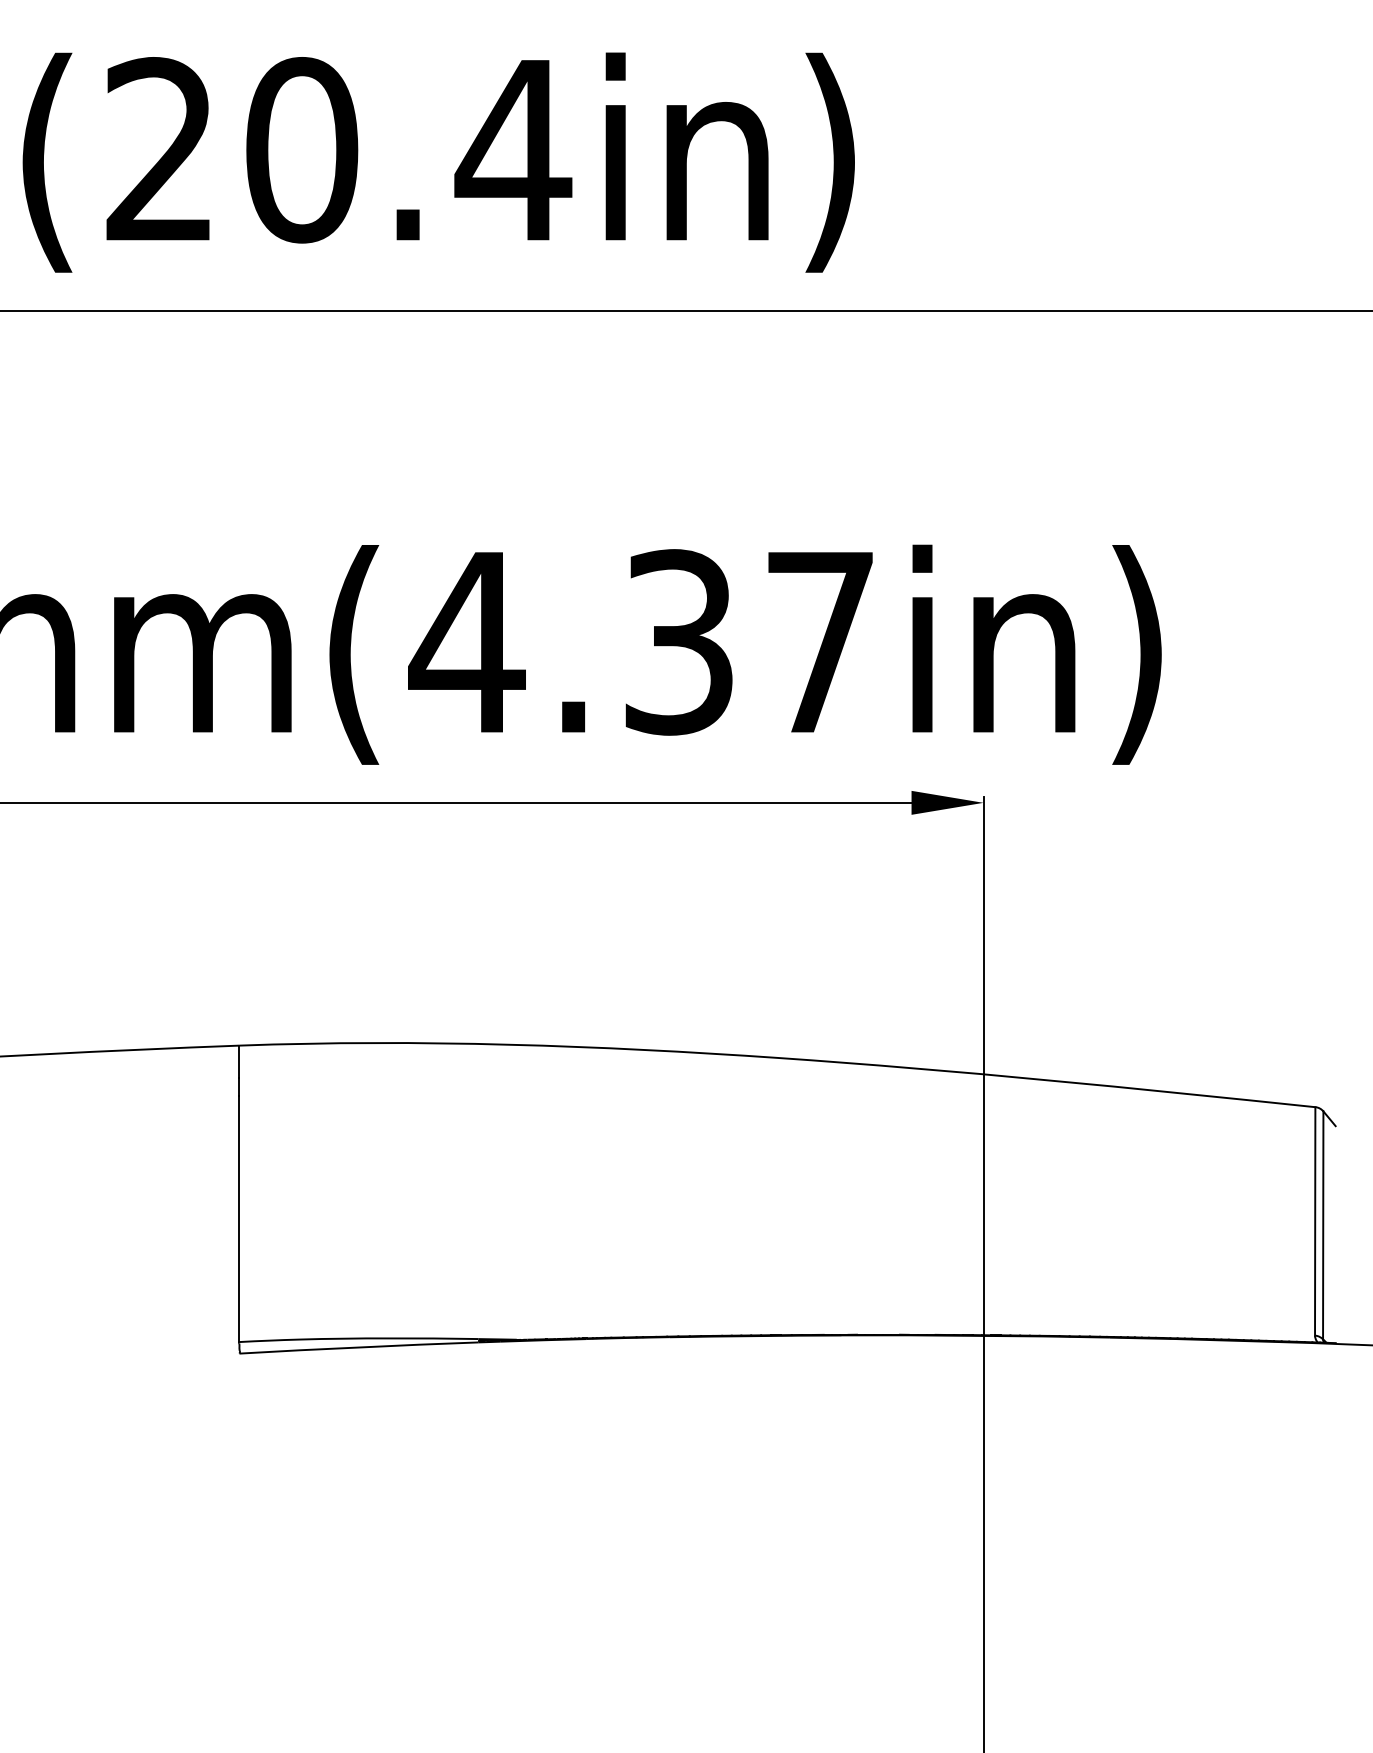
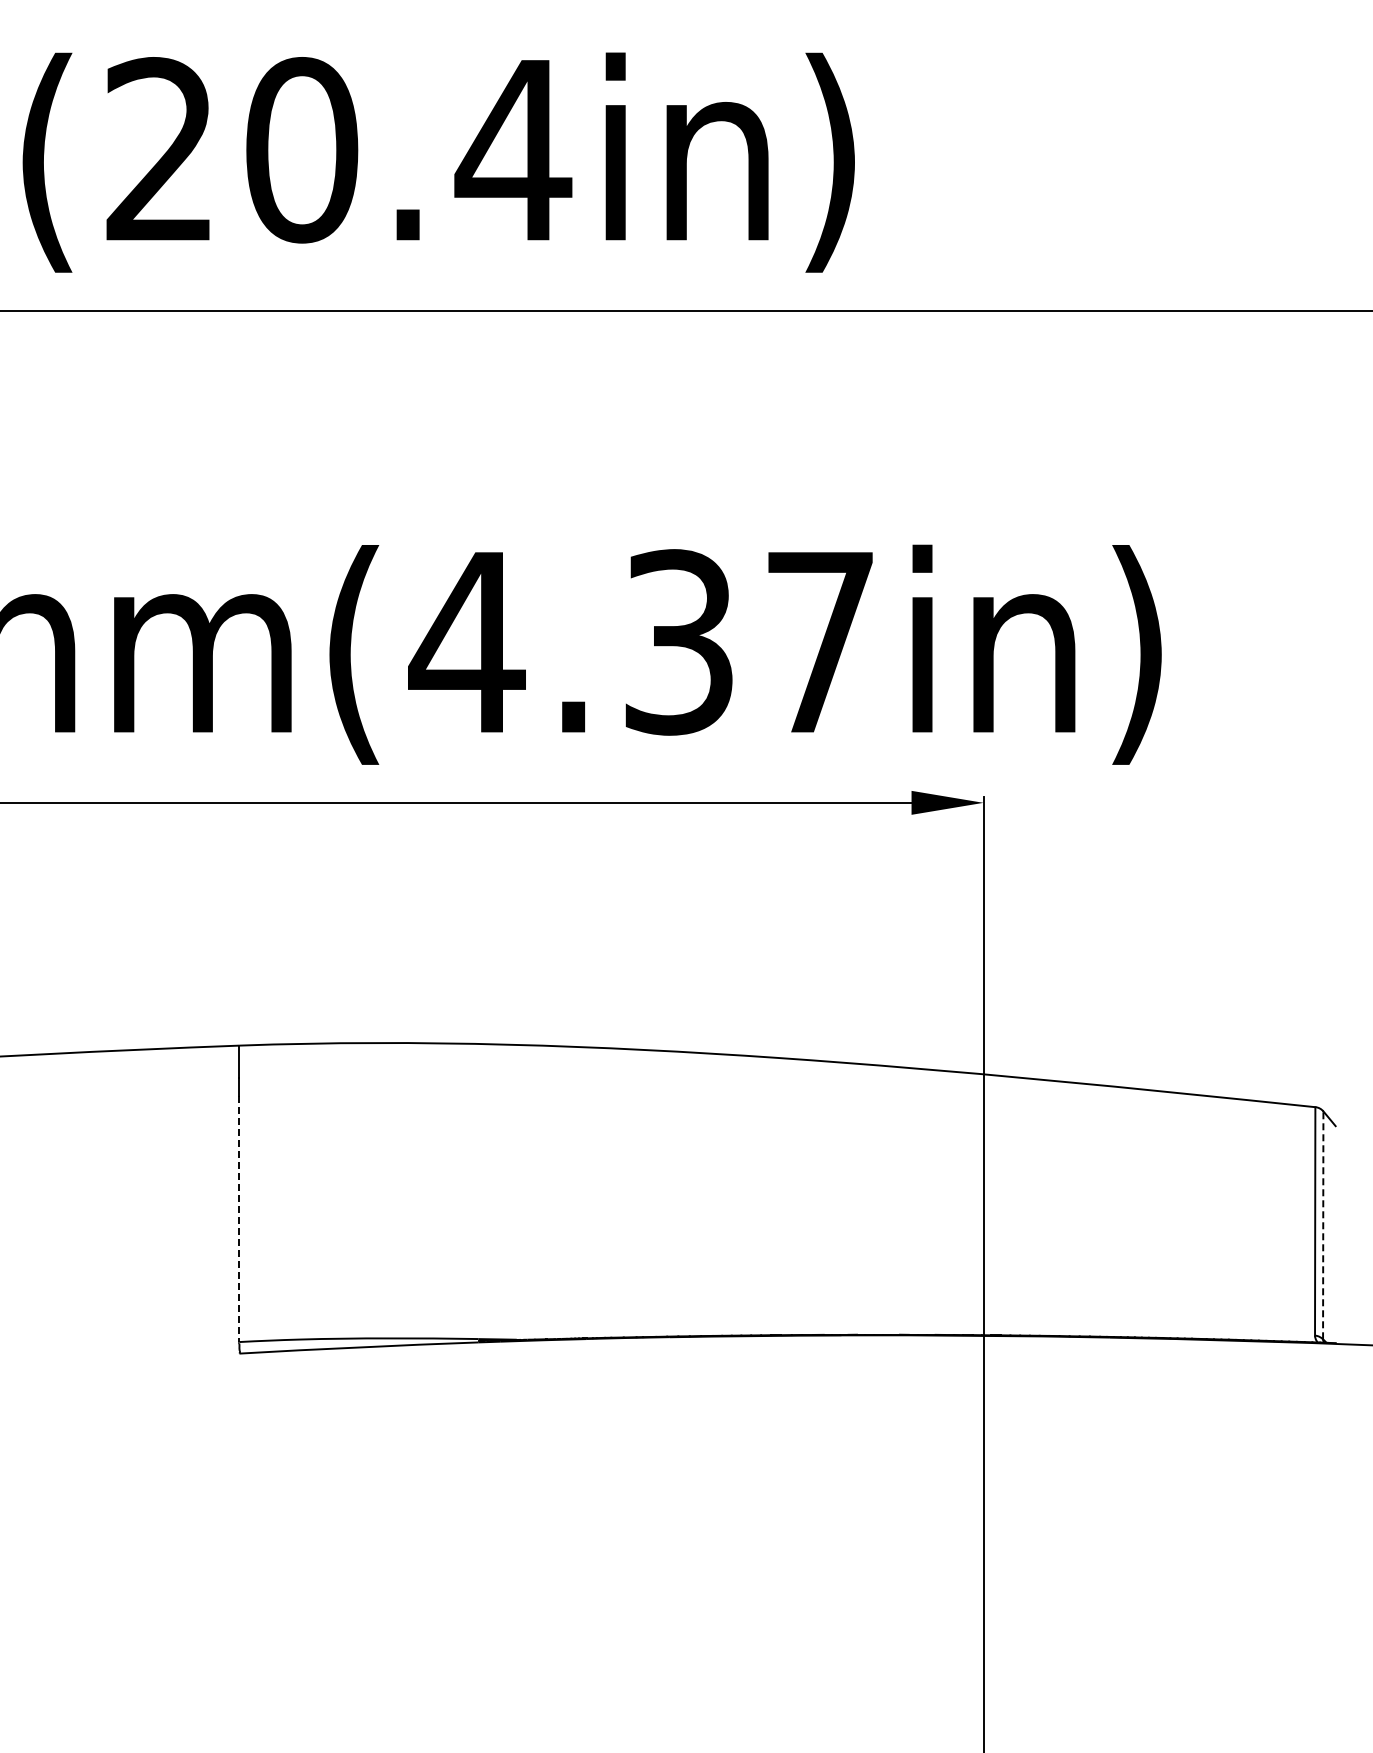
line: solid -> dashed (239, 1219)
line: solid -> dashed (1323, 1225)
